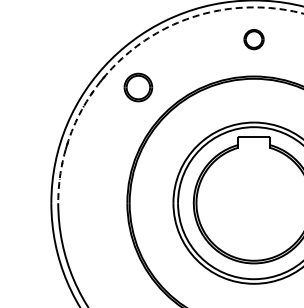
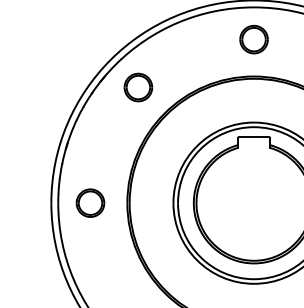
part size: 22x22 px -> 30x31 px (253, 39)
arc: dashed -> solid (133, 48)
part: none -> present (90, 202)
